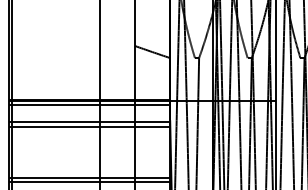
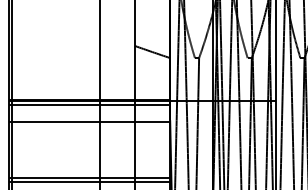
line: present -> none (89, 127)
